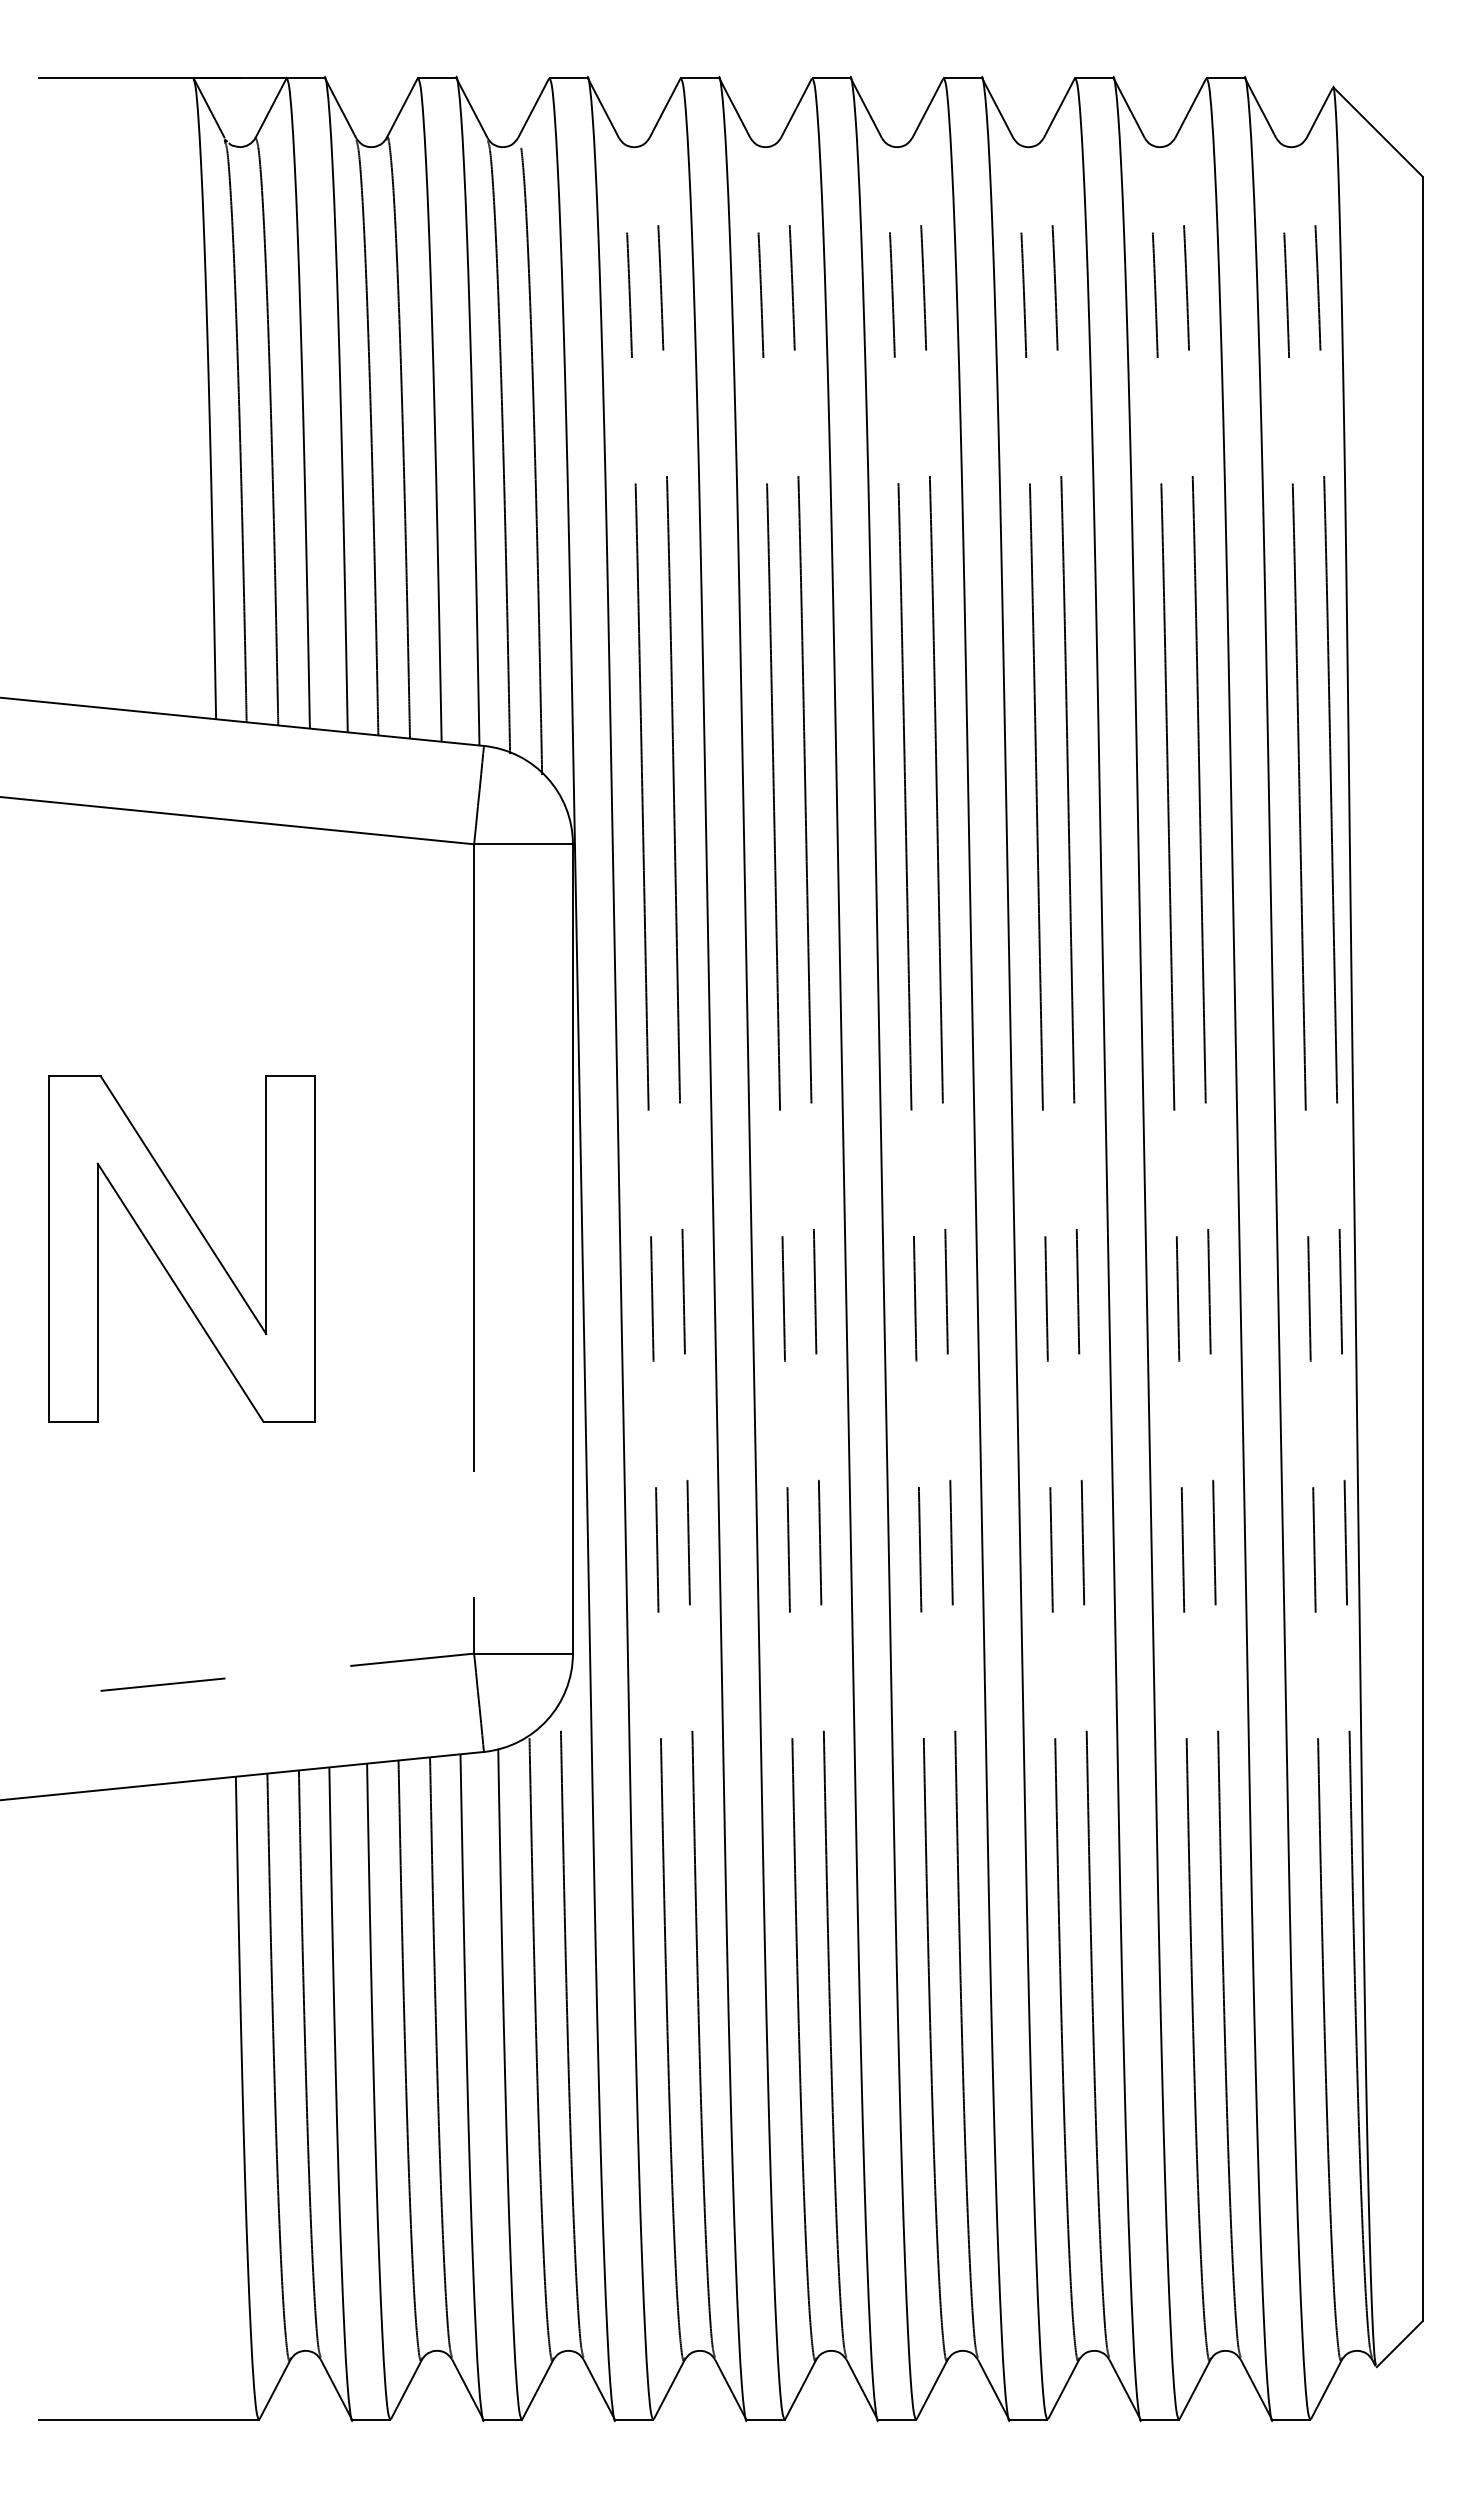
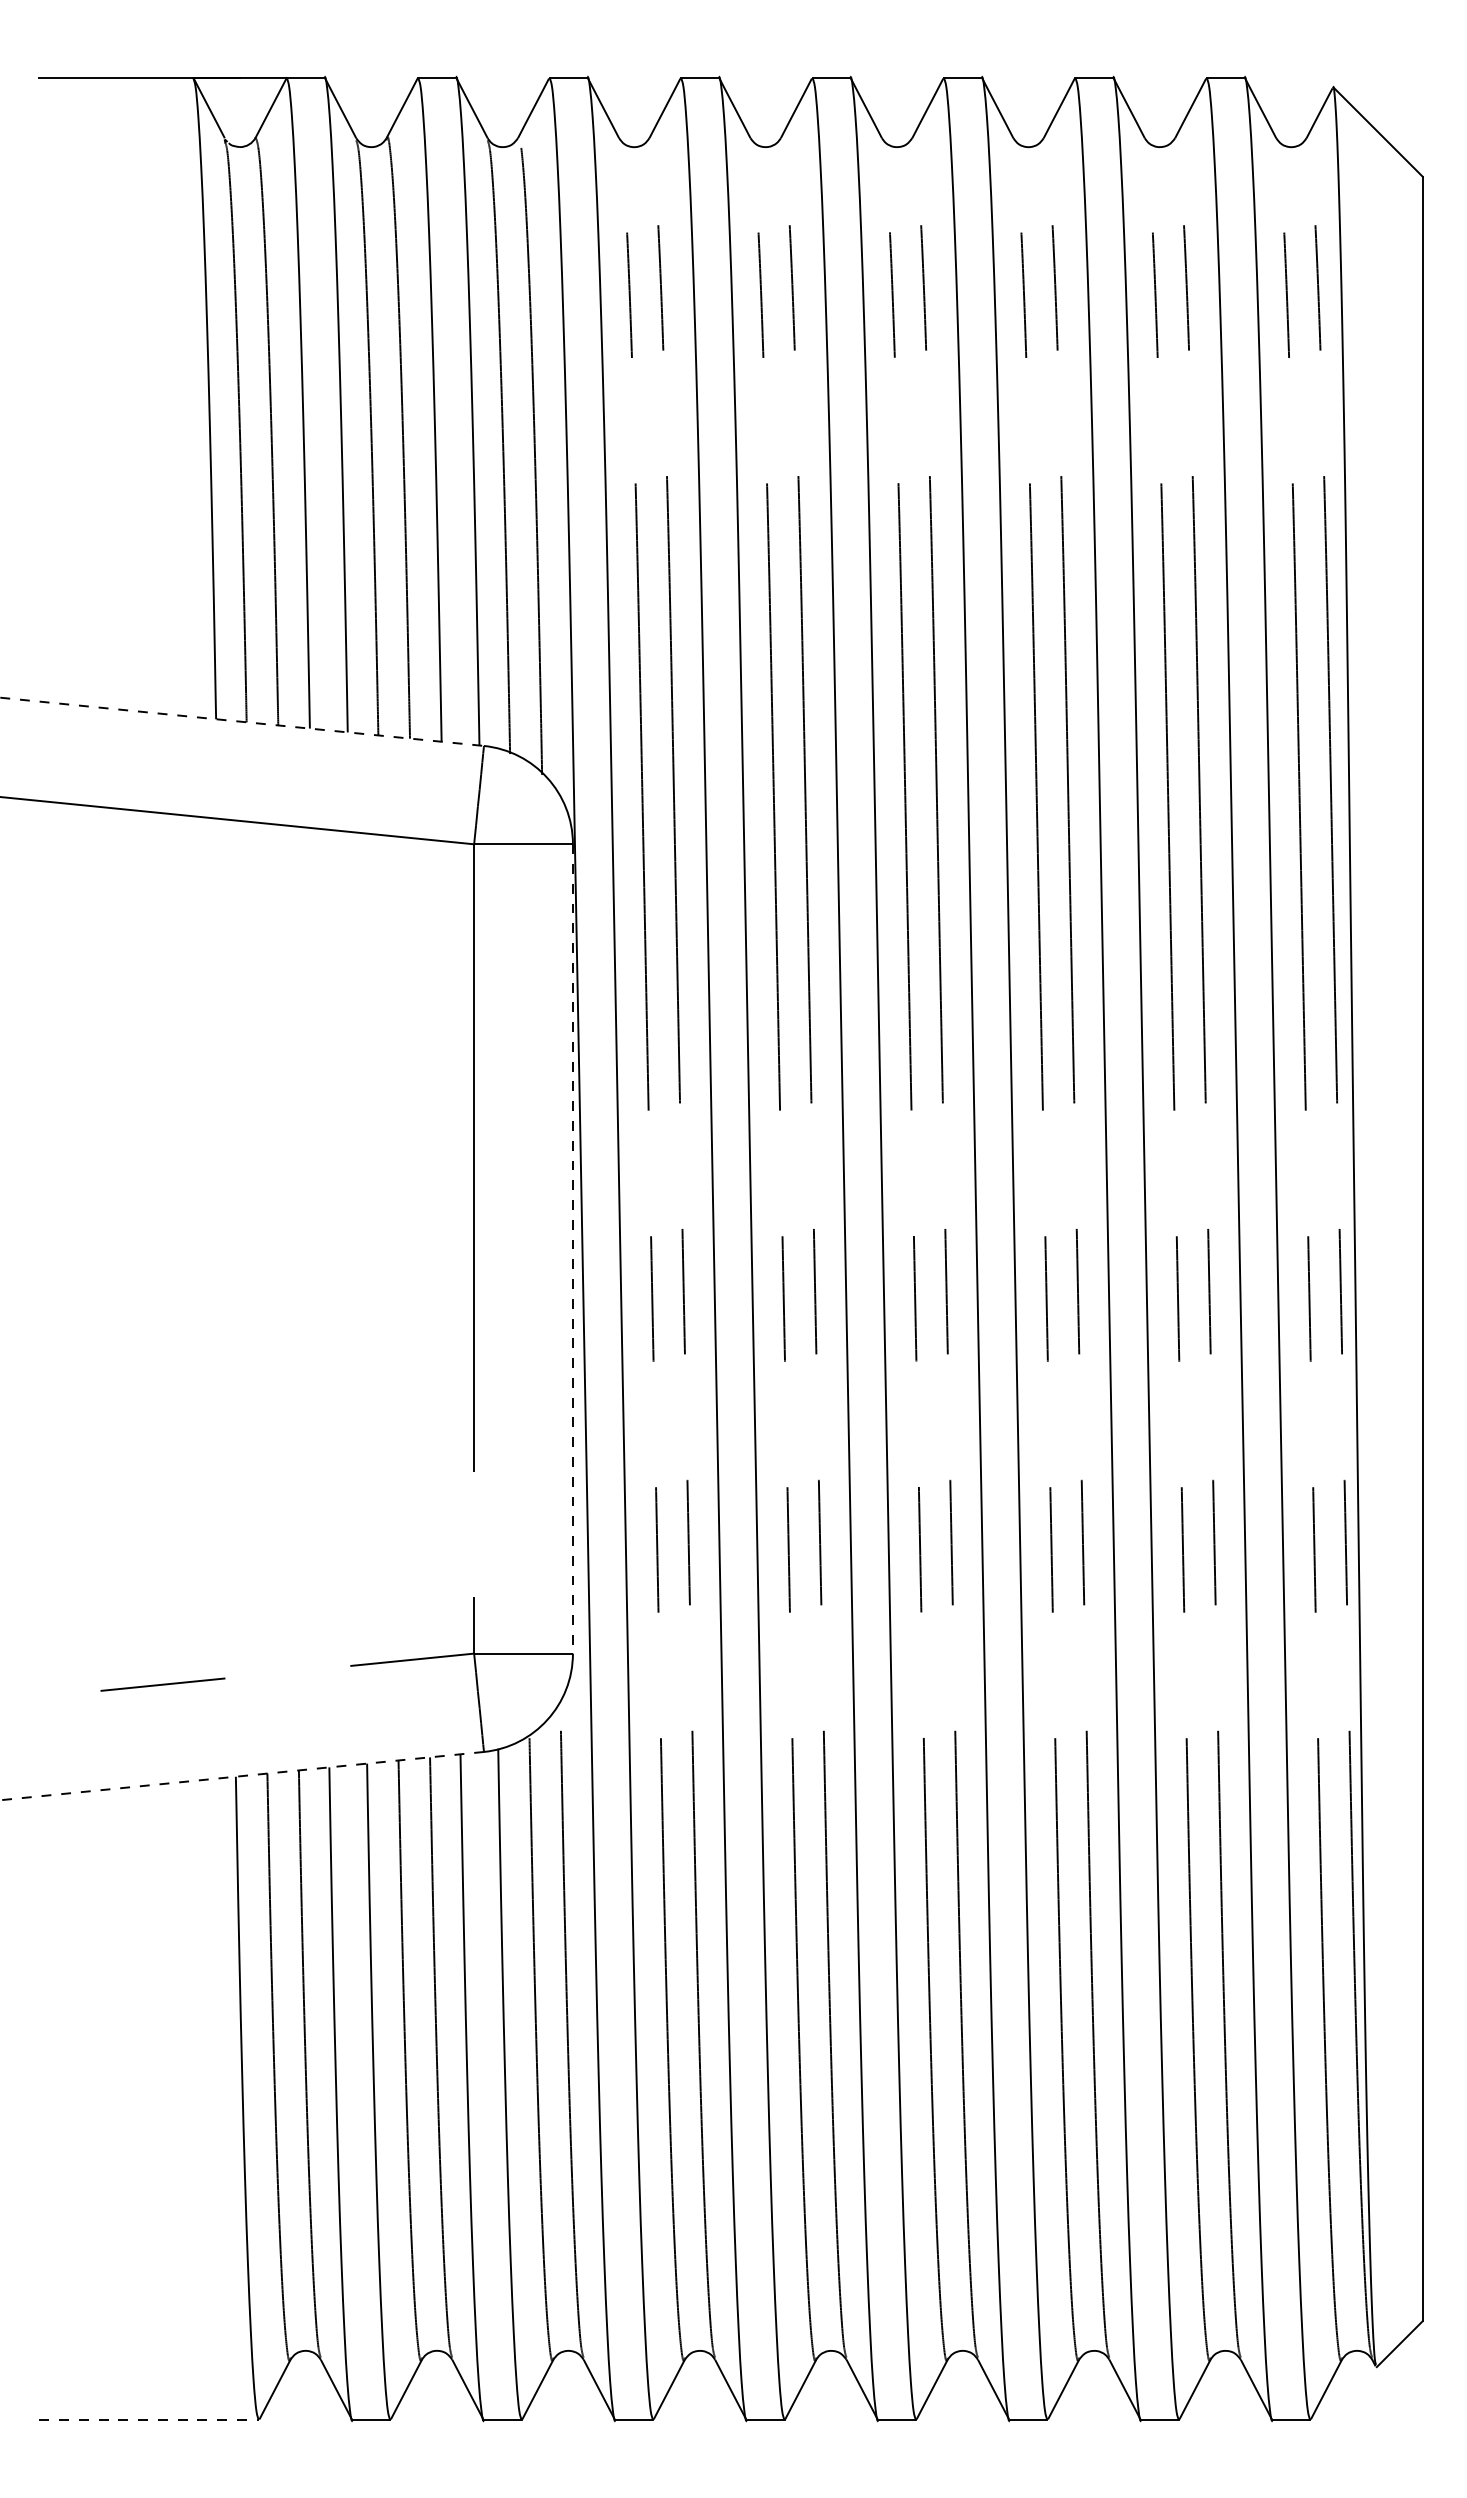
line: solid -> dashed (242, 721)
part: present -> none (181, 1248)
line: solid -> dashed (572, 1248)
line: solid -> dashed (242, 1776)
line: solid -> dashed (149, 2419)
